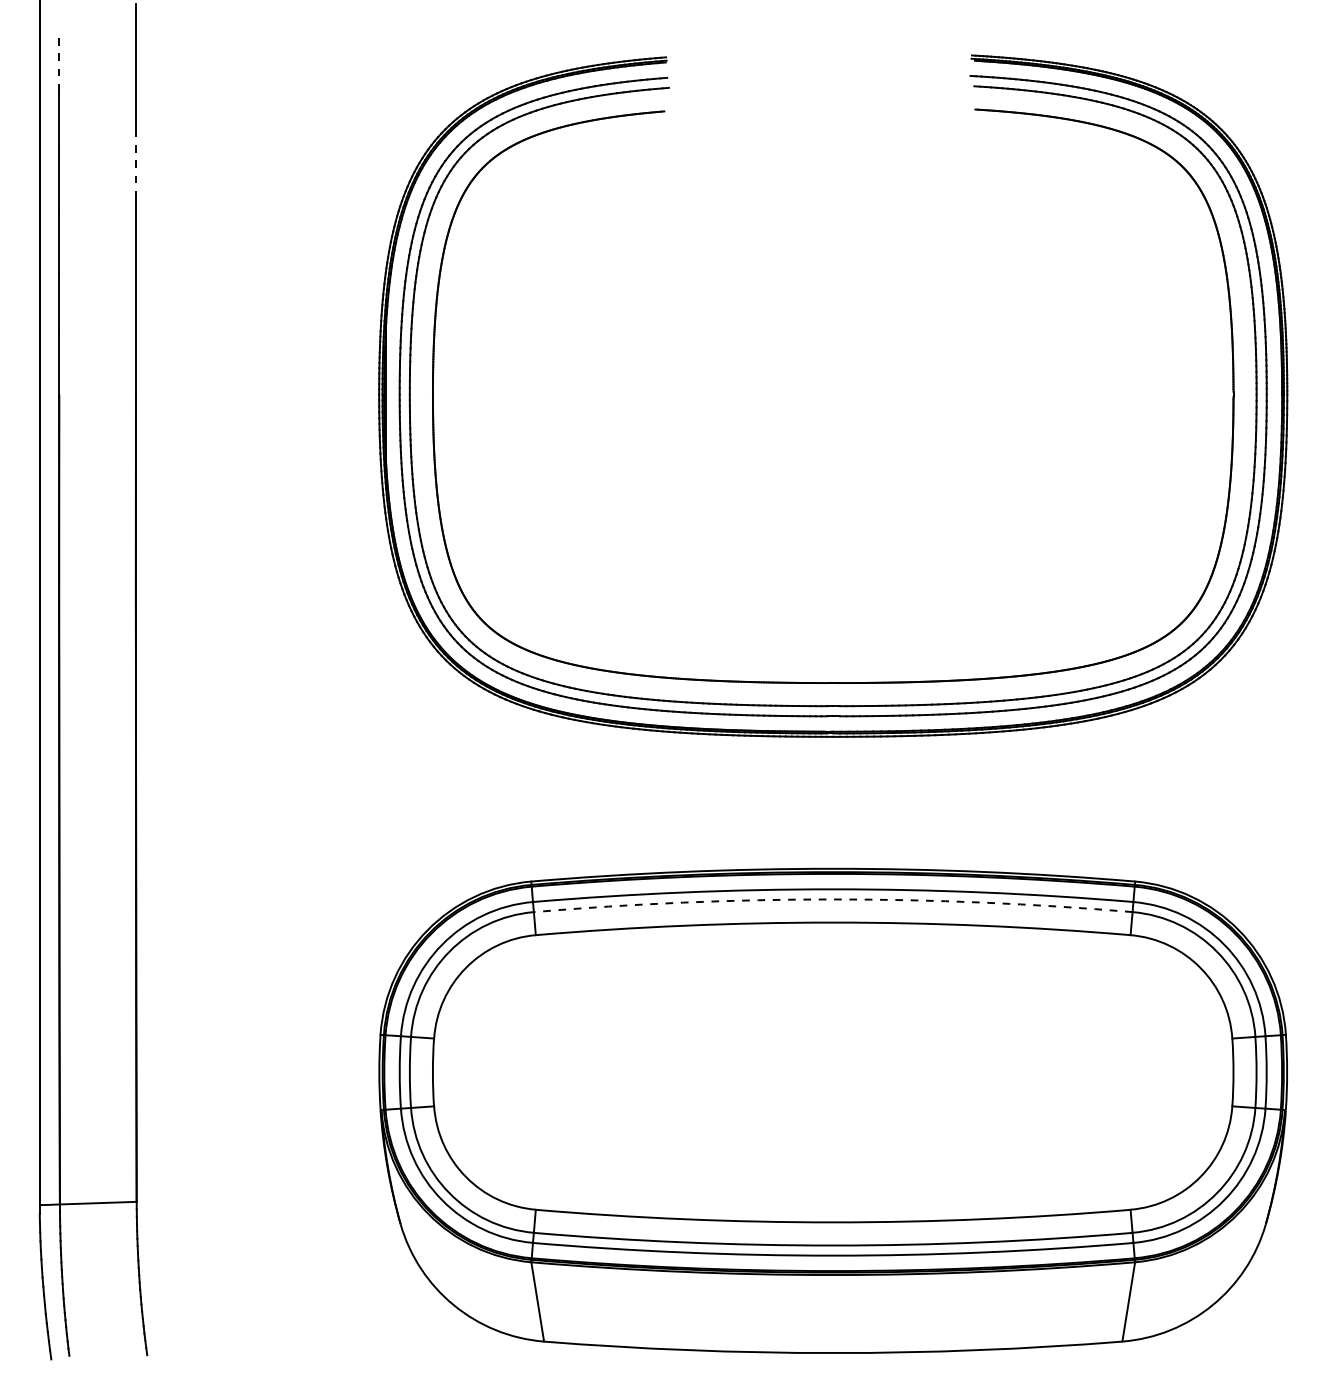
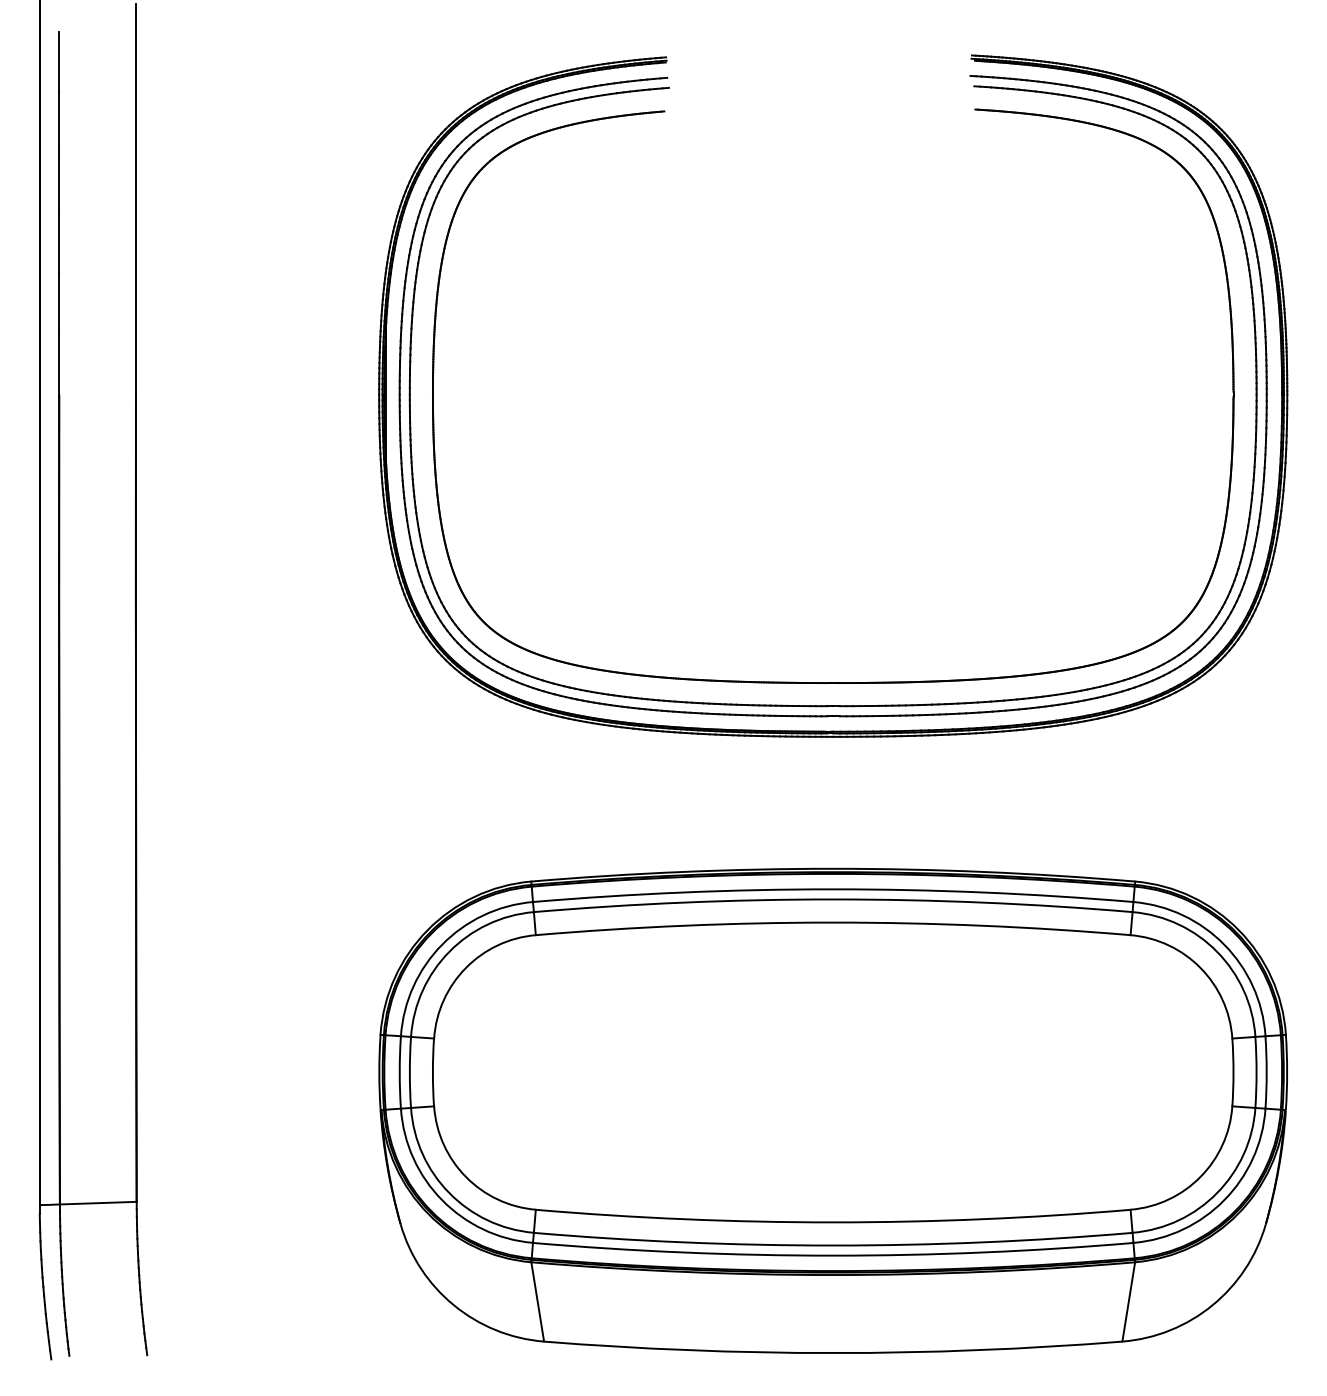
line: dashed -> solid (59, 61)
line: dashed -> solid (135, 166)
arc: dashed -> solid (833, 899)
